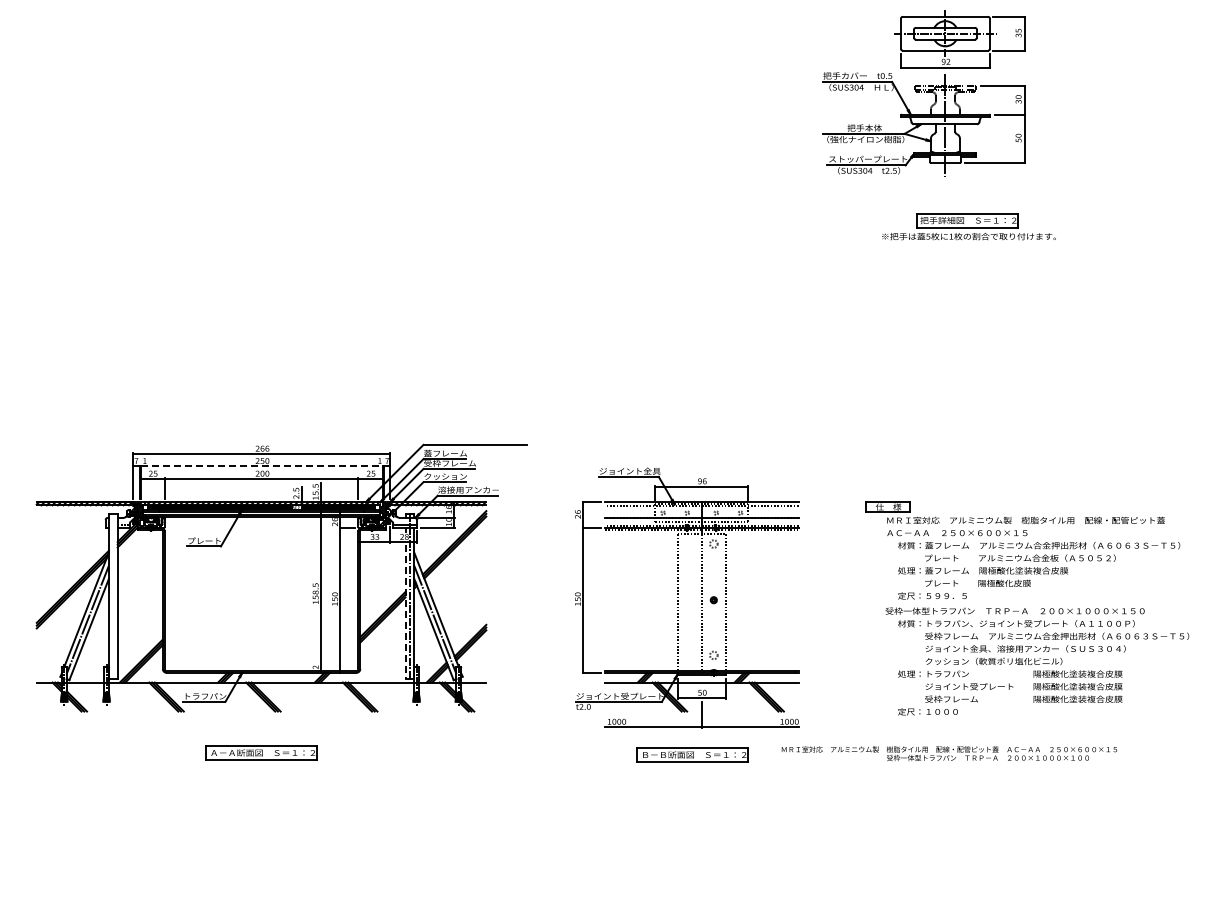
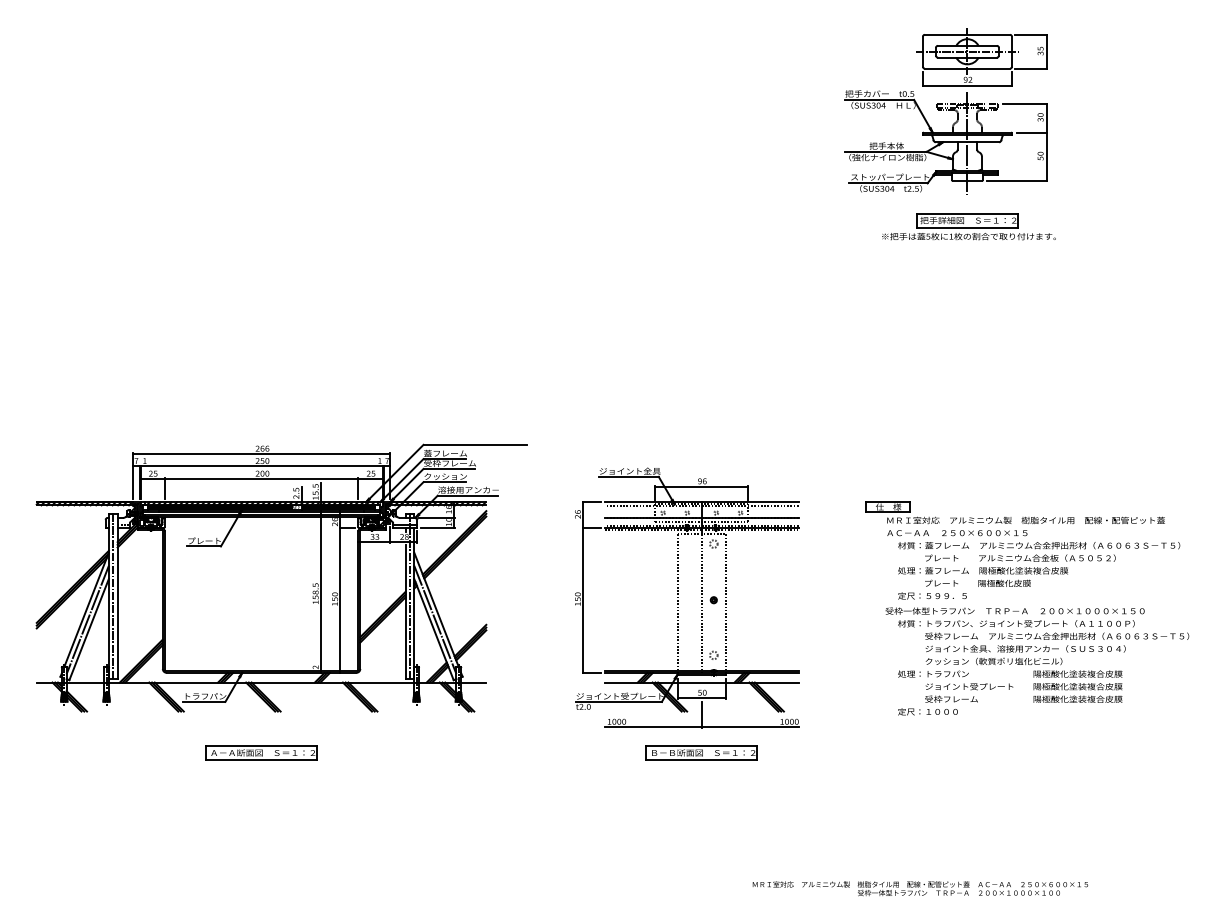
part position: (923, 93) -> (945, 111) (945, 111)
line: dashed -> solid (262, 466)
line: none -> present (113, 595)
line: dashed -> solid (405, 611)
text position: (949, 753) -> (920, 888) (920, 888)
part position: (692, 754) -> (701, 752) (701, 752)
